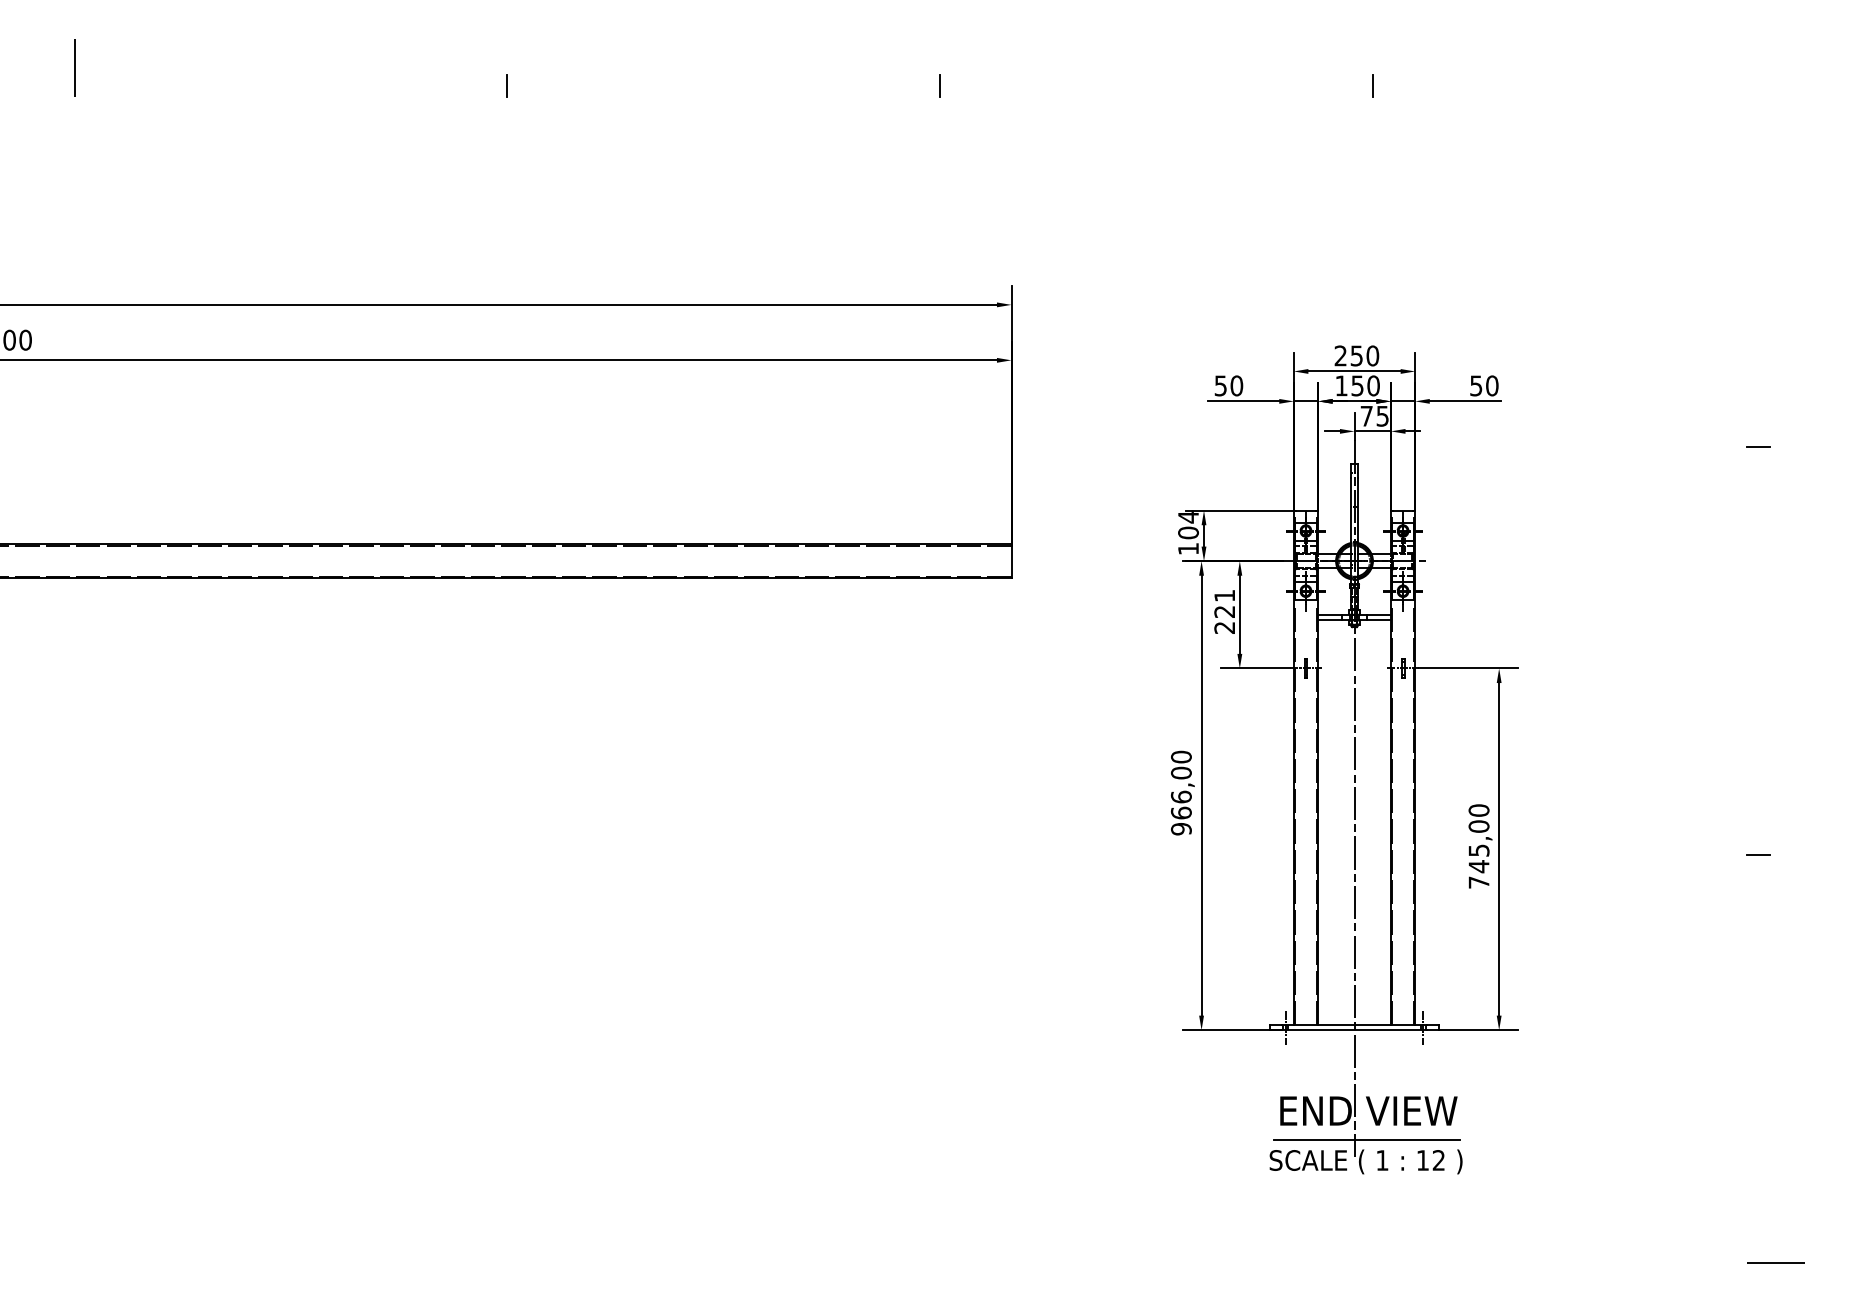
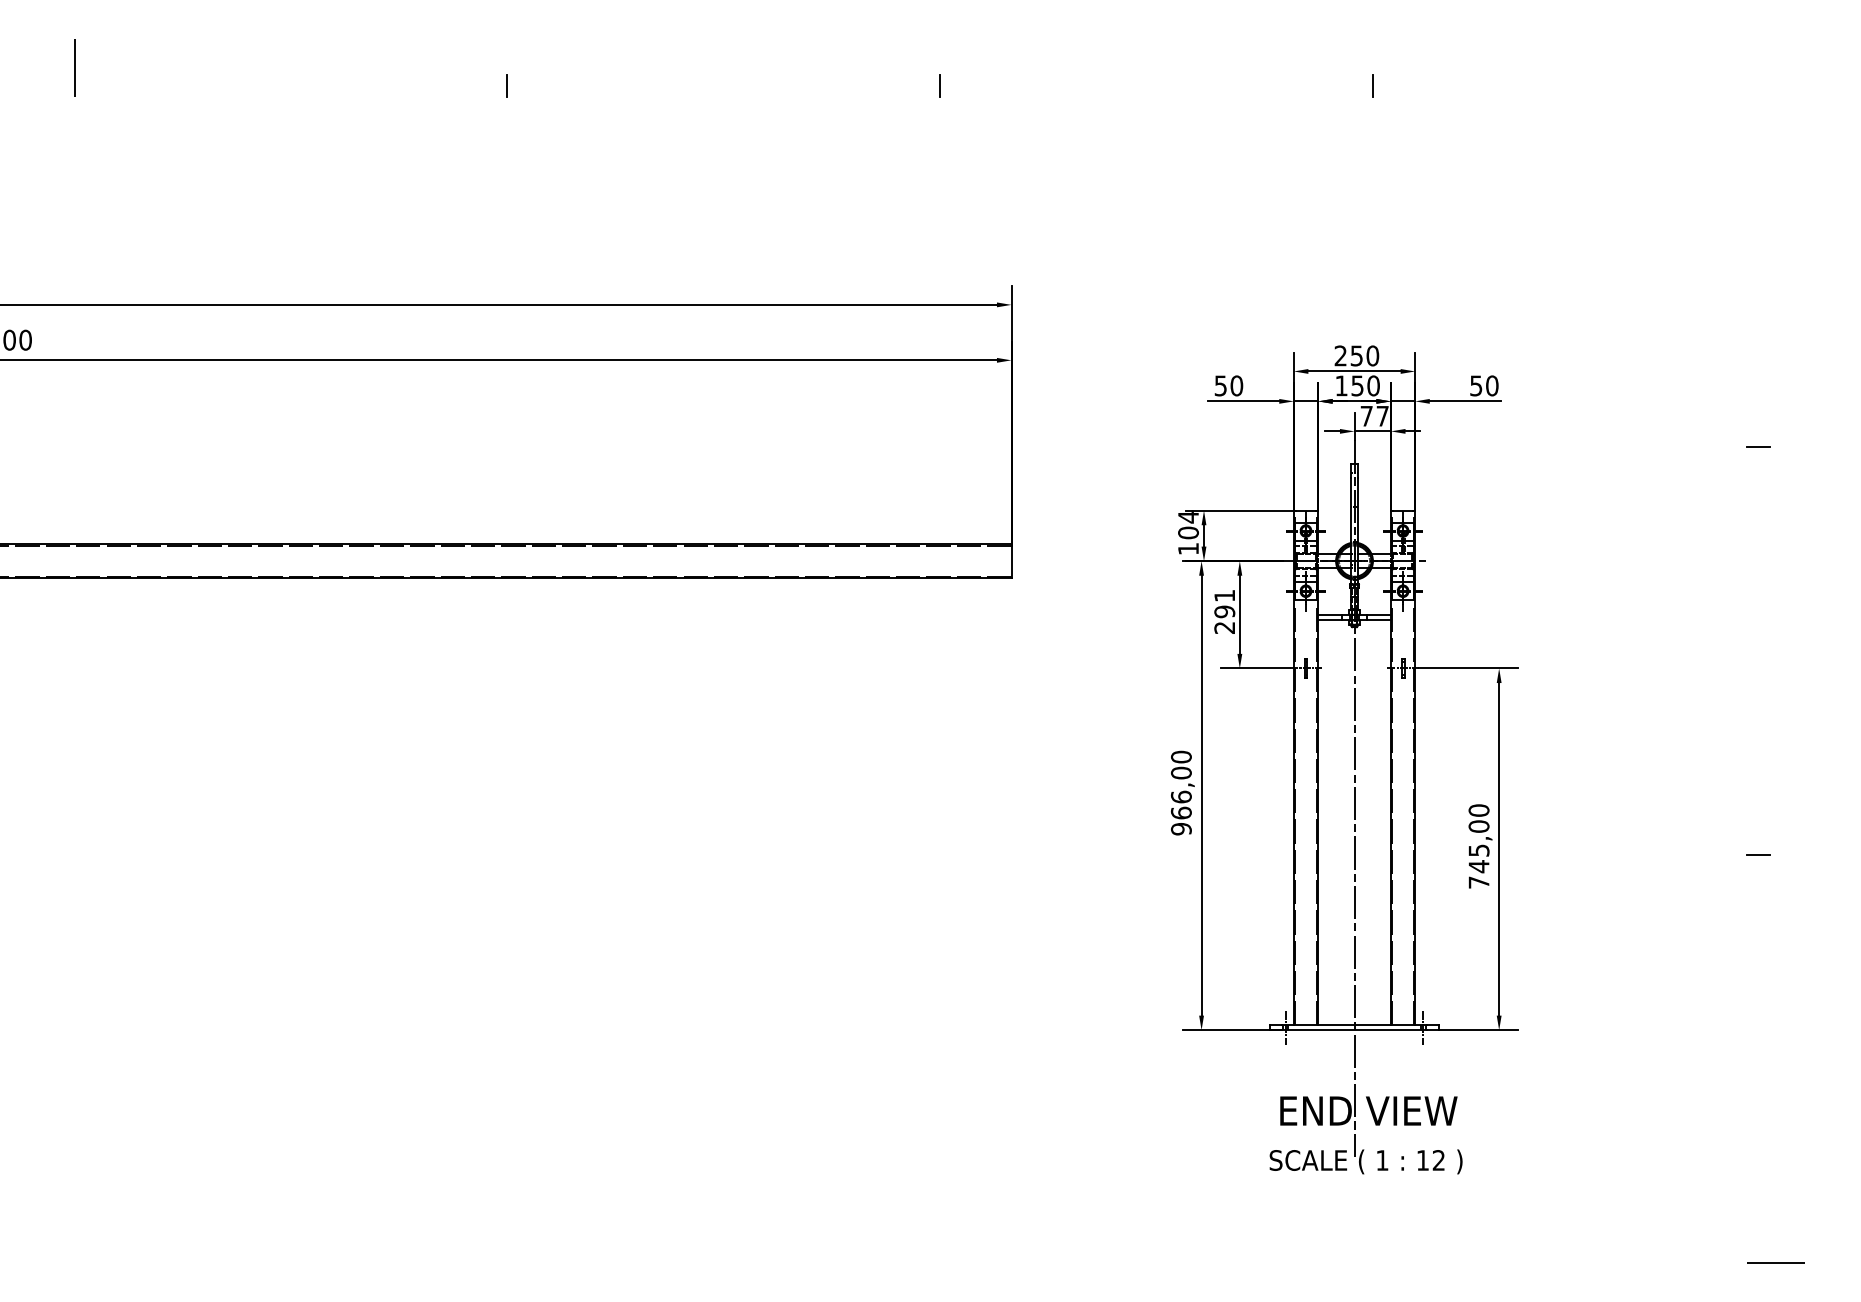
text: 75 -> 77 (1382, 416)
text: 221 -> 291 (1224, 611)
line: present -> none (1366, 1140)
